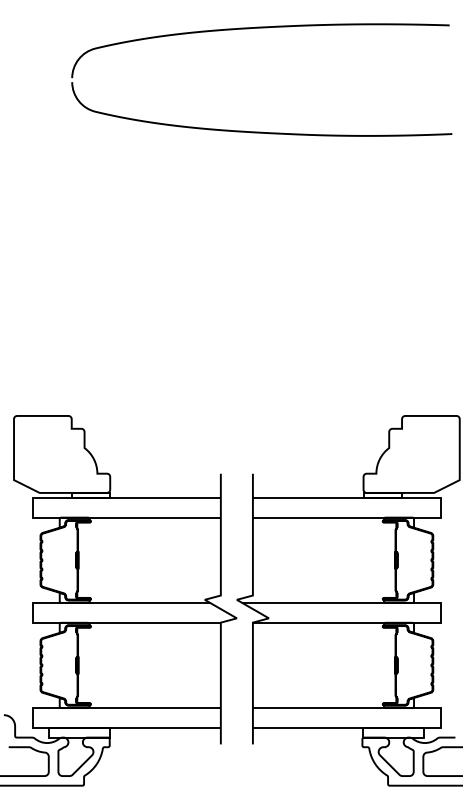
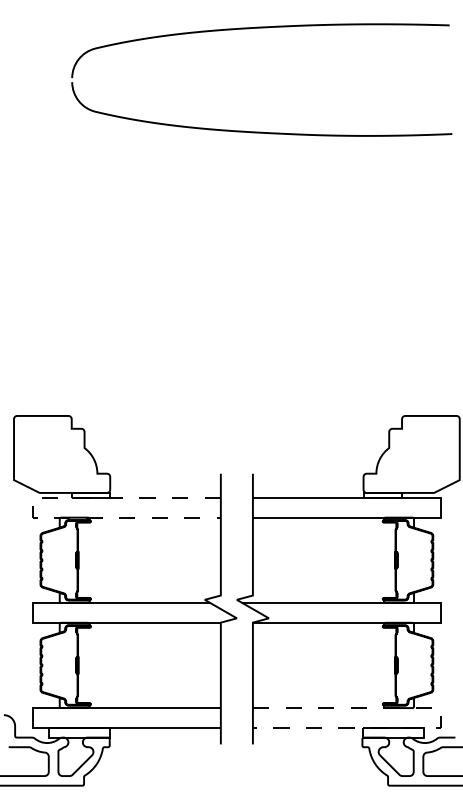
line: solid -> dashed (33, 507)
line: solid -> dashed (440, 718)
